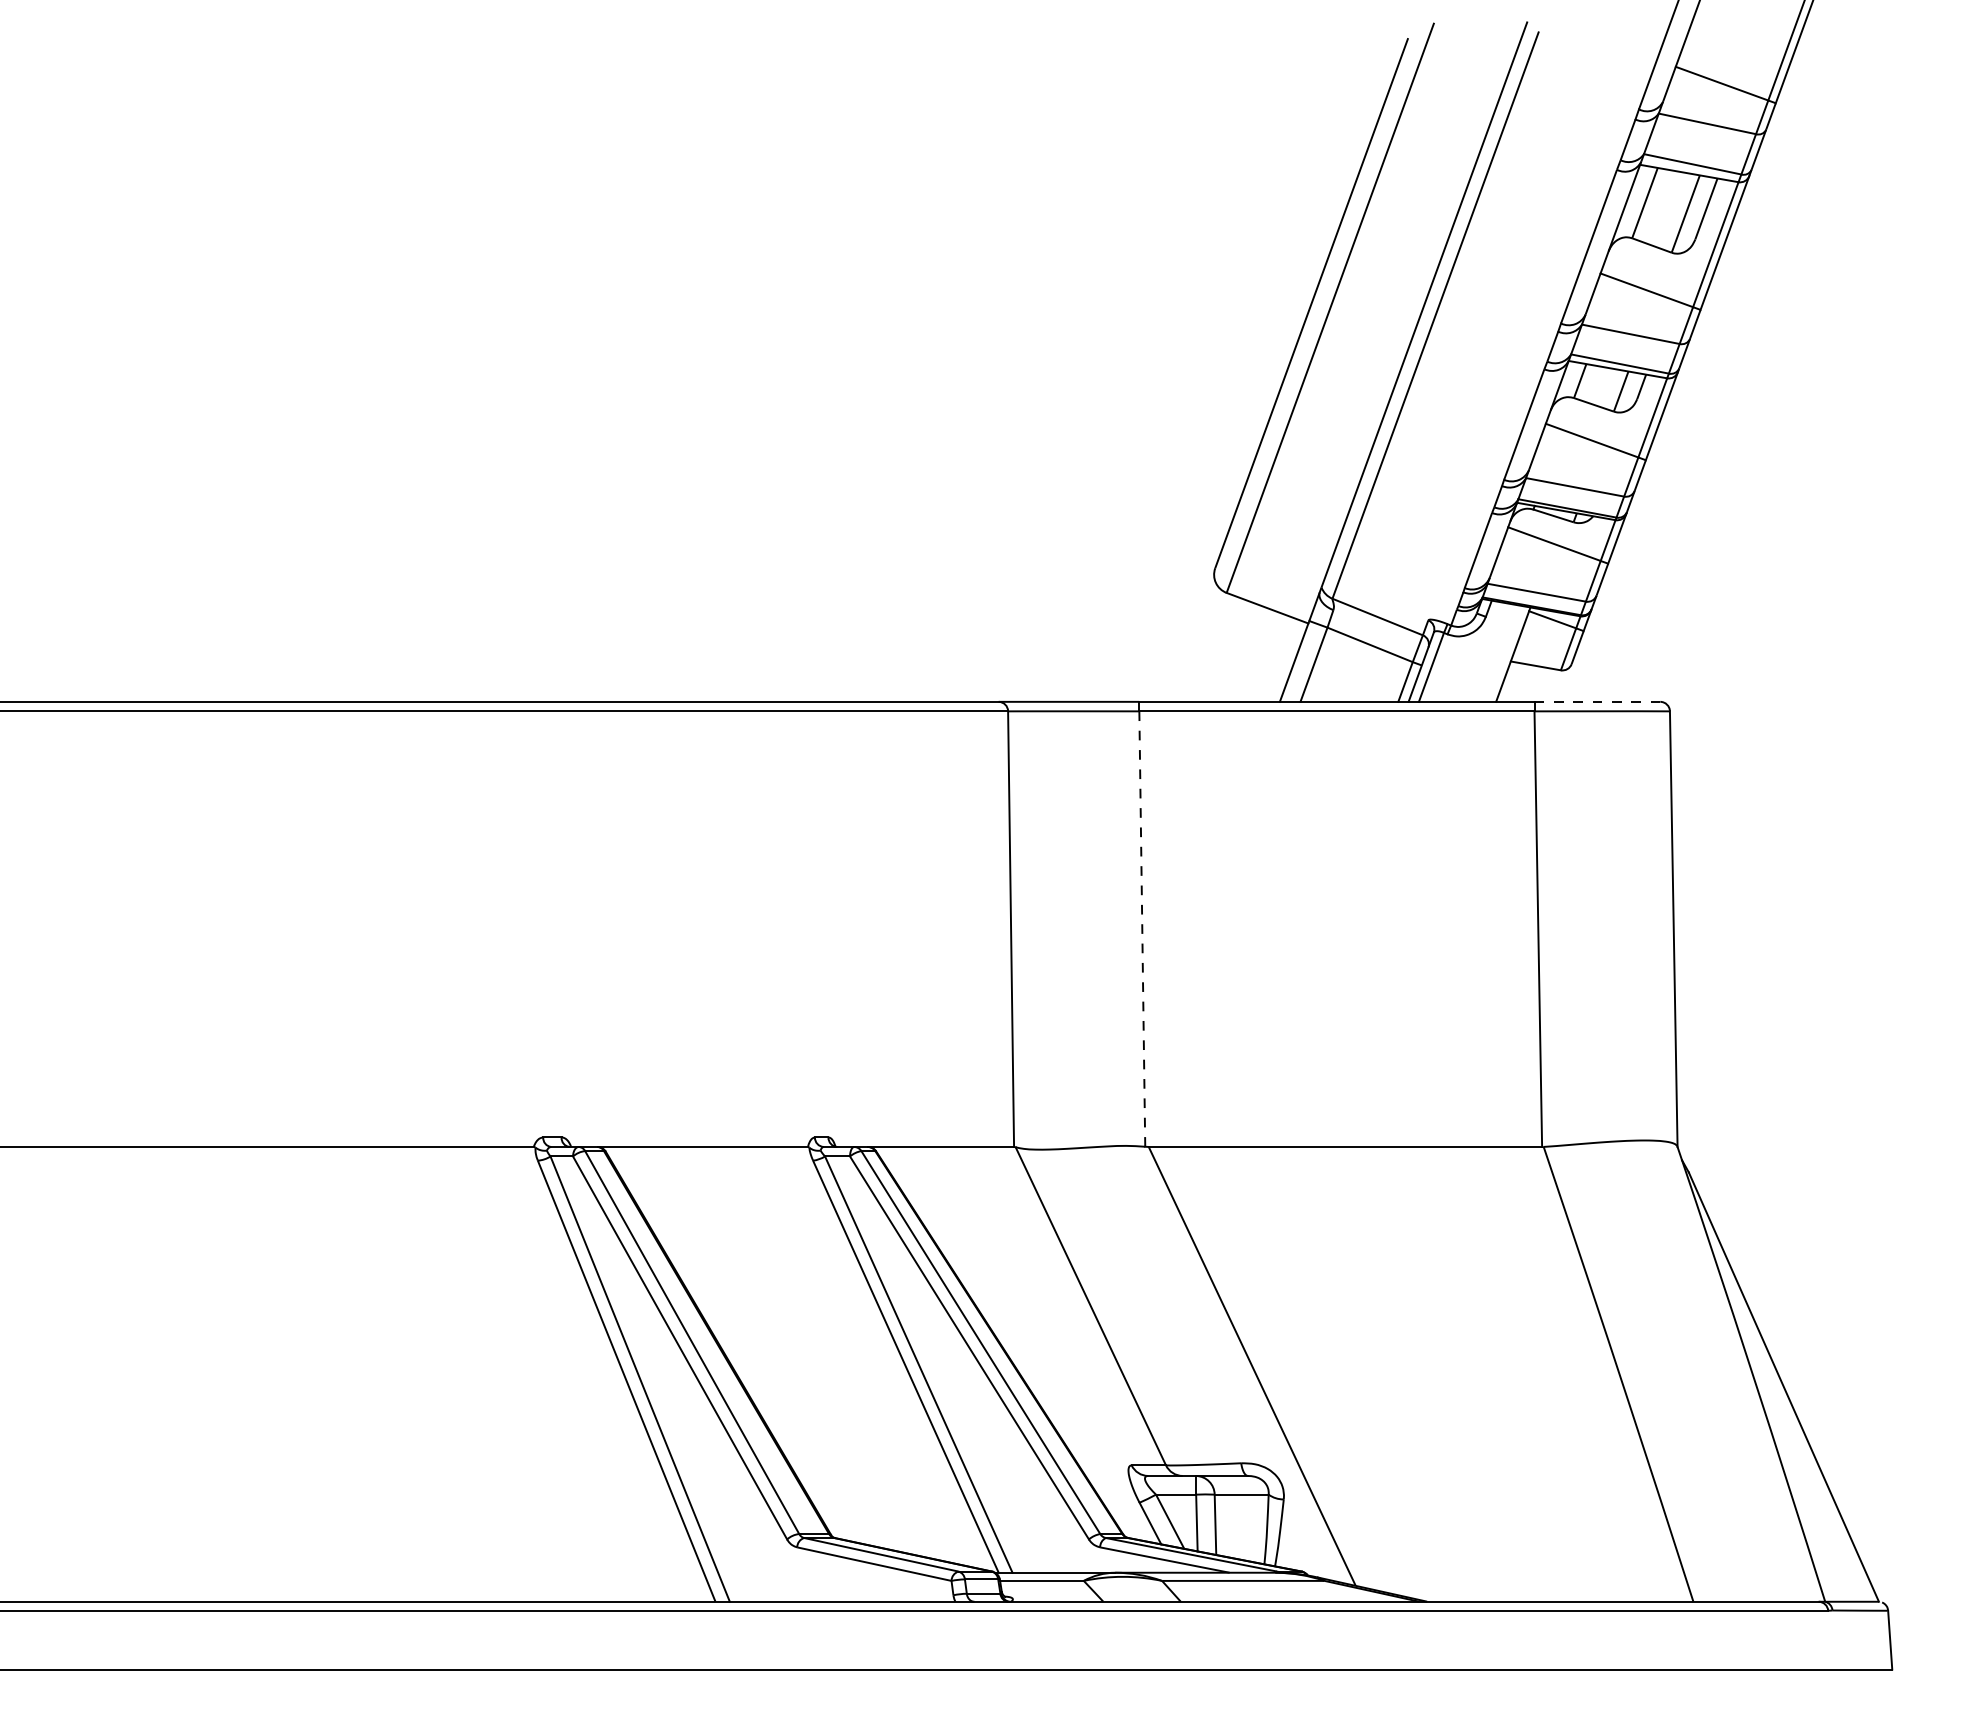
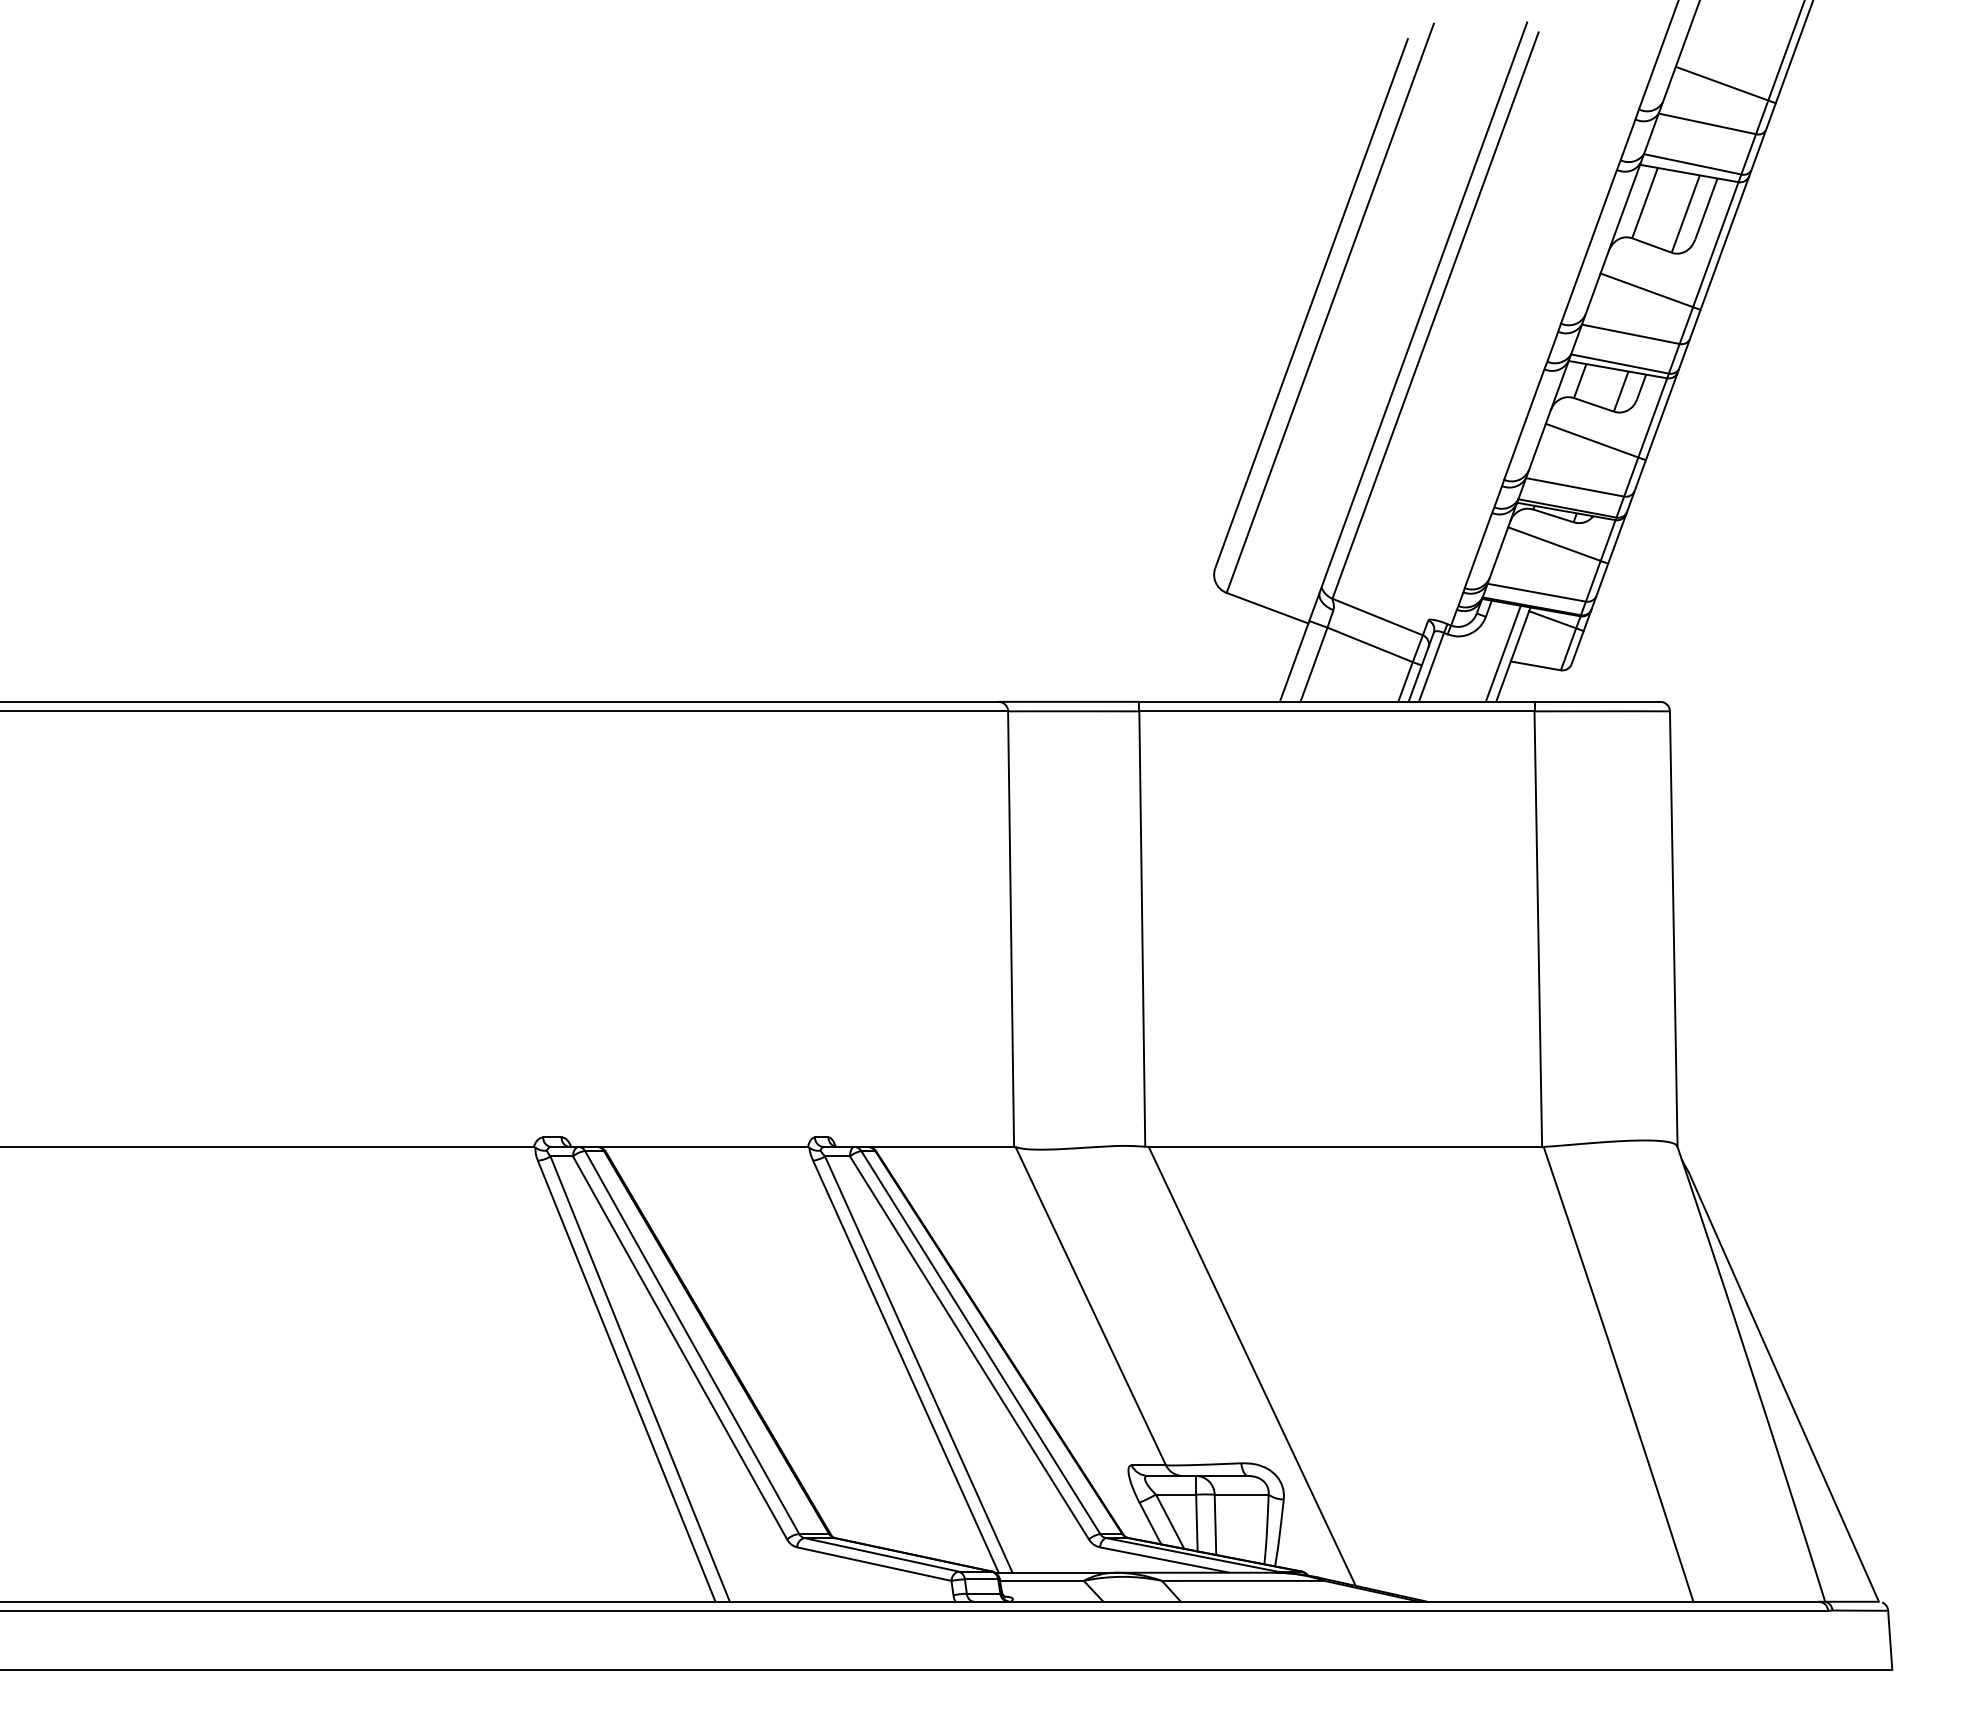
line: none -> present (1502, 653)
line: dashed -> solid (1597, 701)
line: dashed -> solid (1142, 928)
